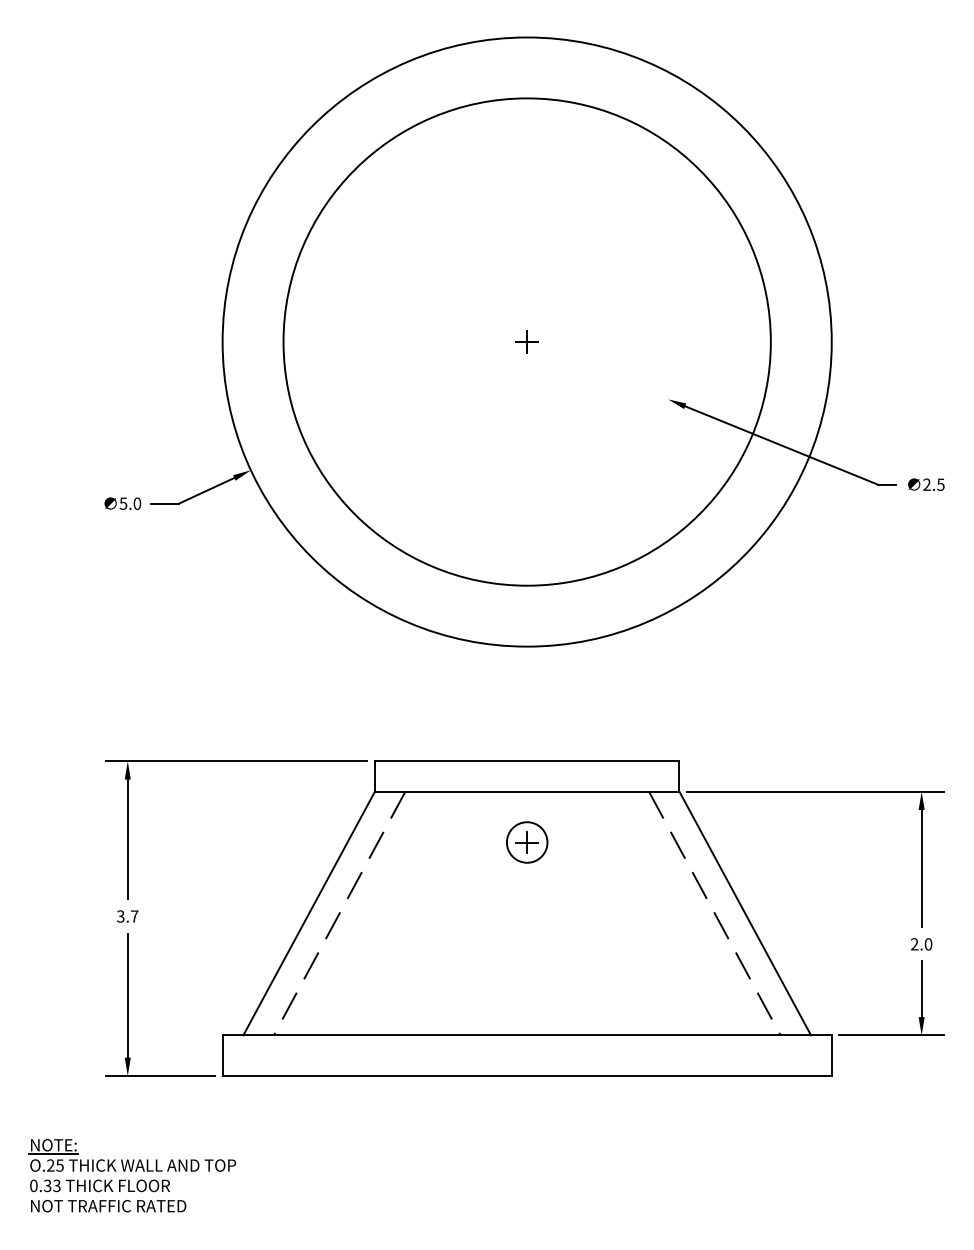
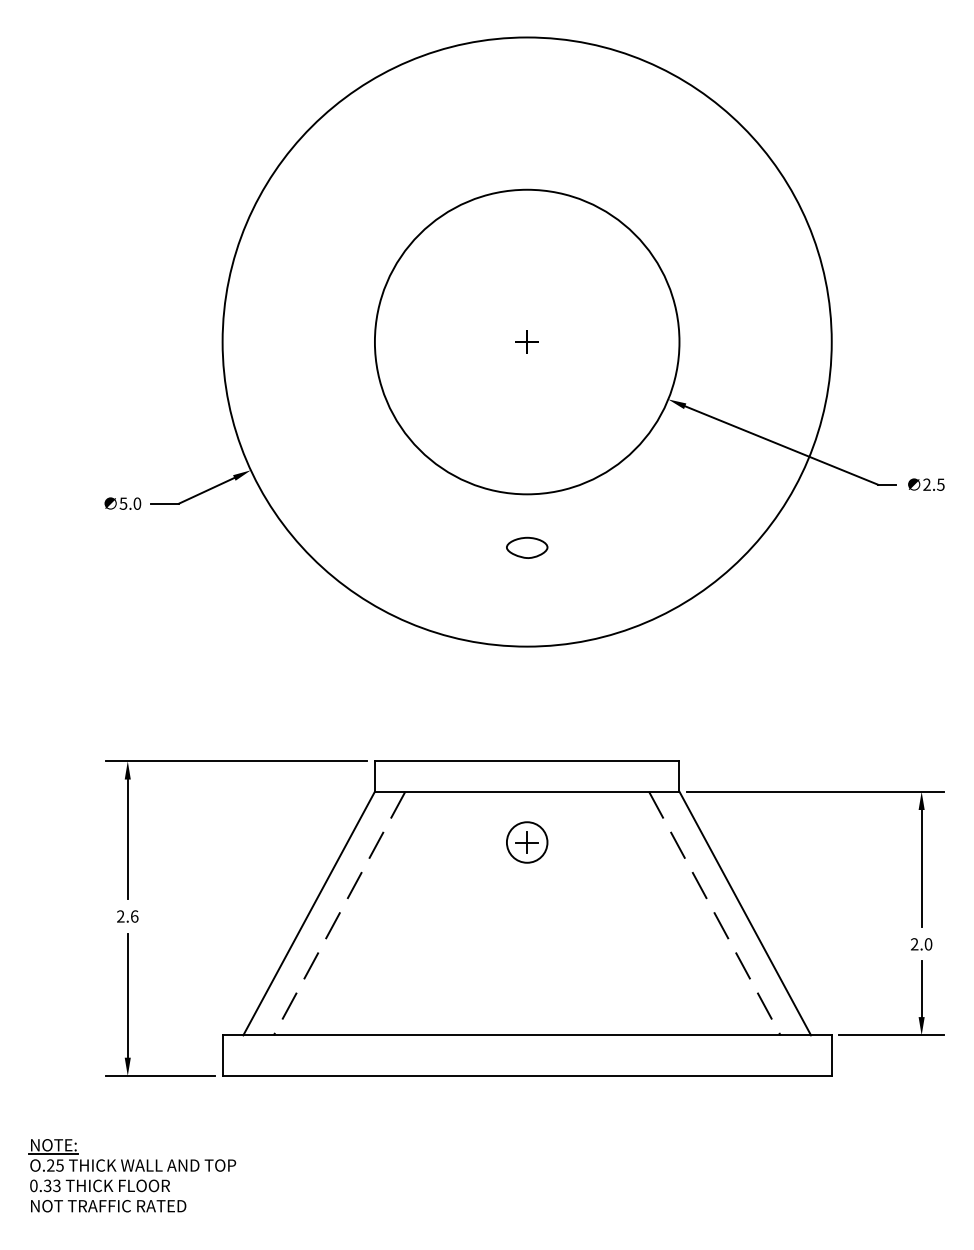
circle diameter: 487 px -> 305 px (526, 341)
part: none -> present (527, 547)
text: 3.7 -> 2.6 (127, 916)
